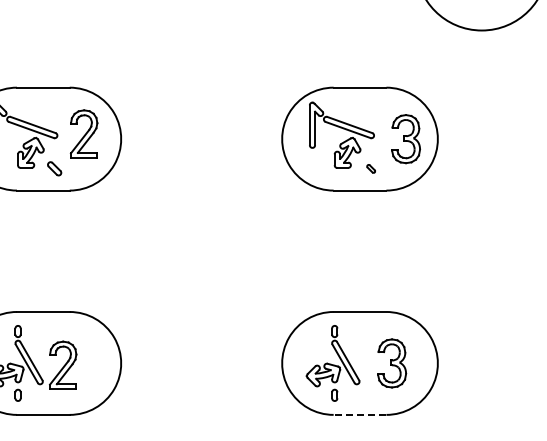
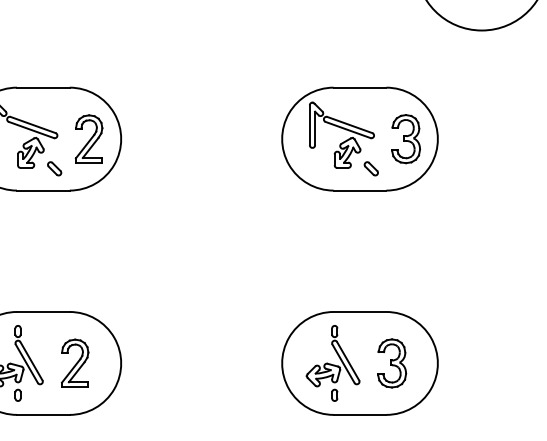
part position: (83, 133) -> (88, 138) (88, 138)
part size: 10x10 px -> 16x16 px (370, 168)
part position: (63, 364) -> (75, 362) (75, 362)
line: dashed -> solid (359, 414)
